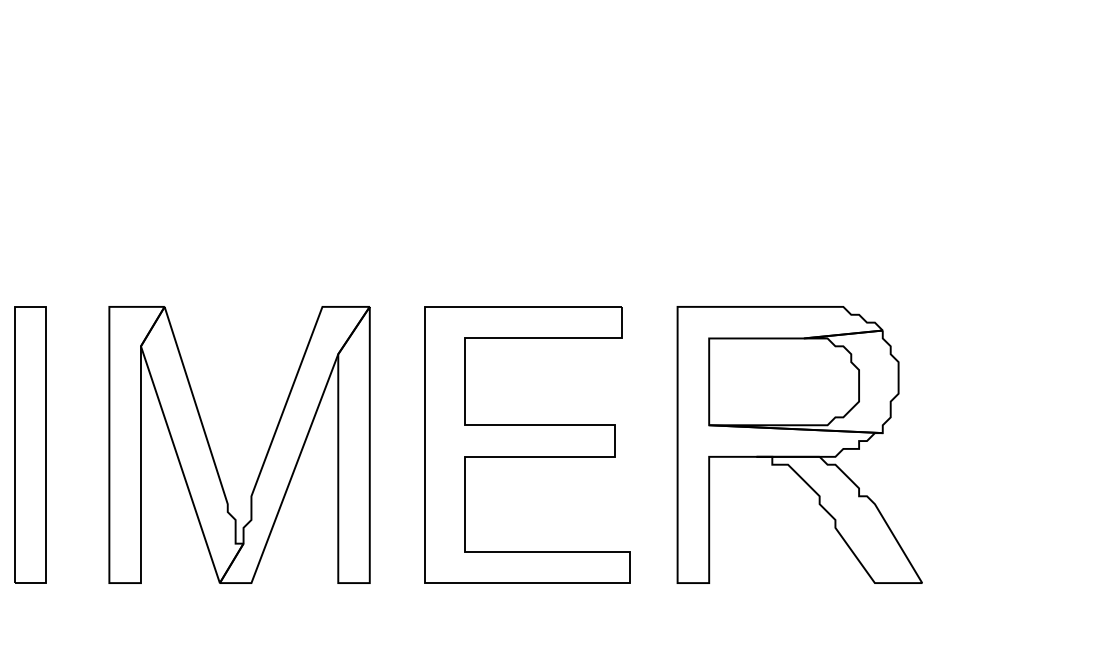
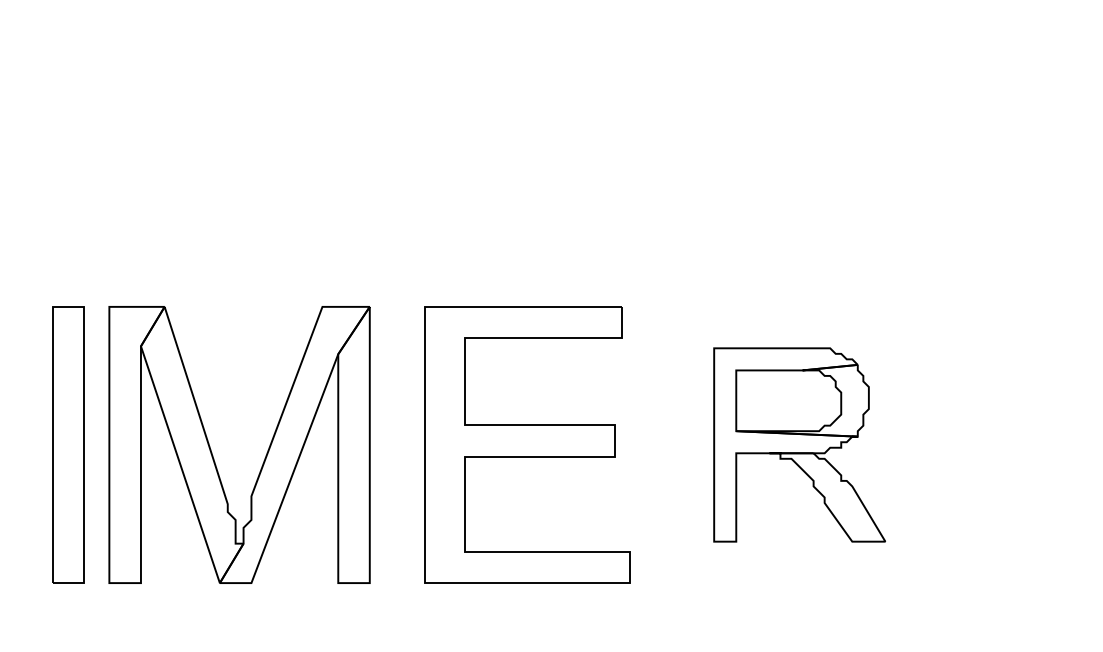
part position: (30, 444) -> (68, 444) (68, 444)
part size: 247x278 px -> 173x196 px (799, 444)
